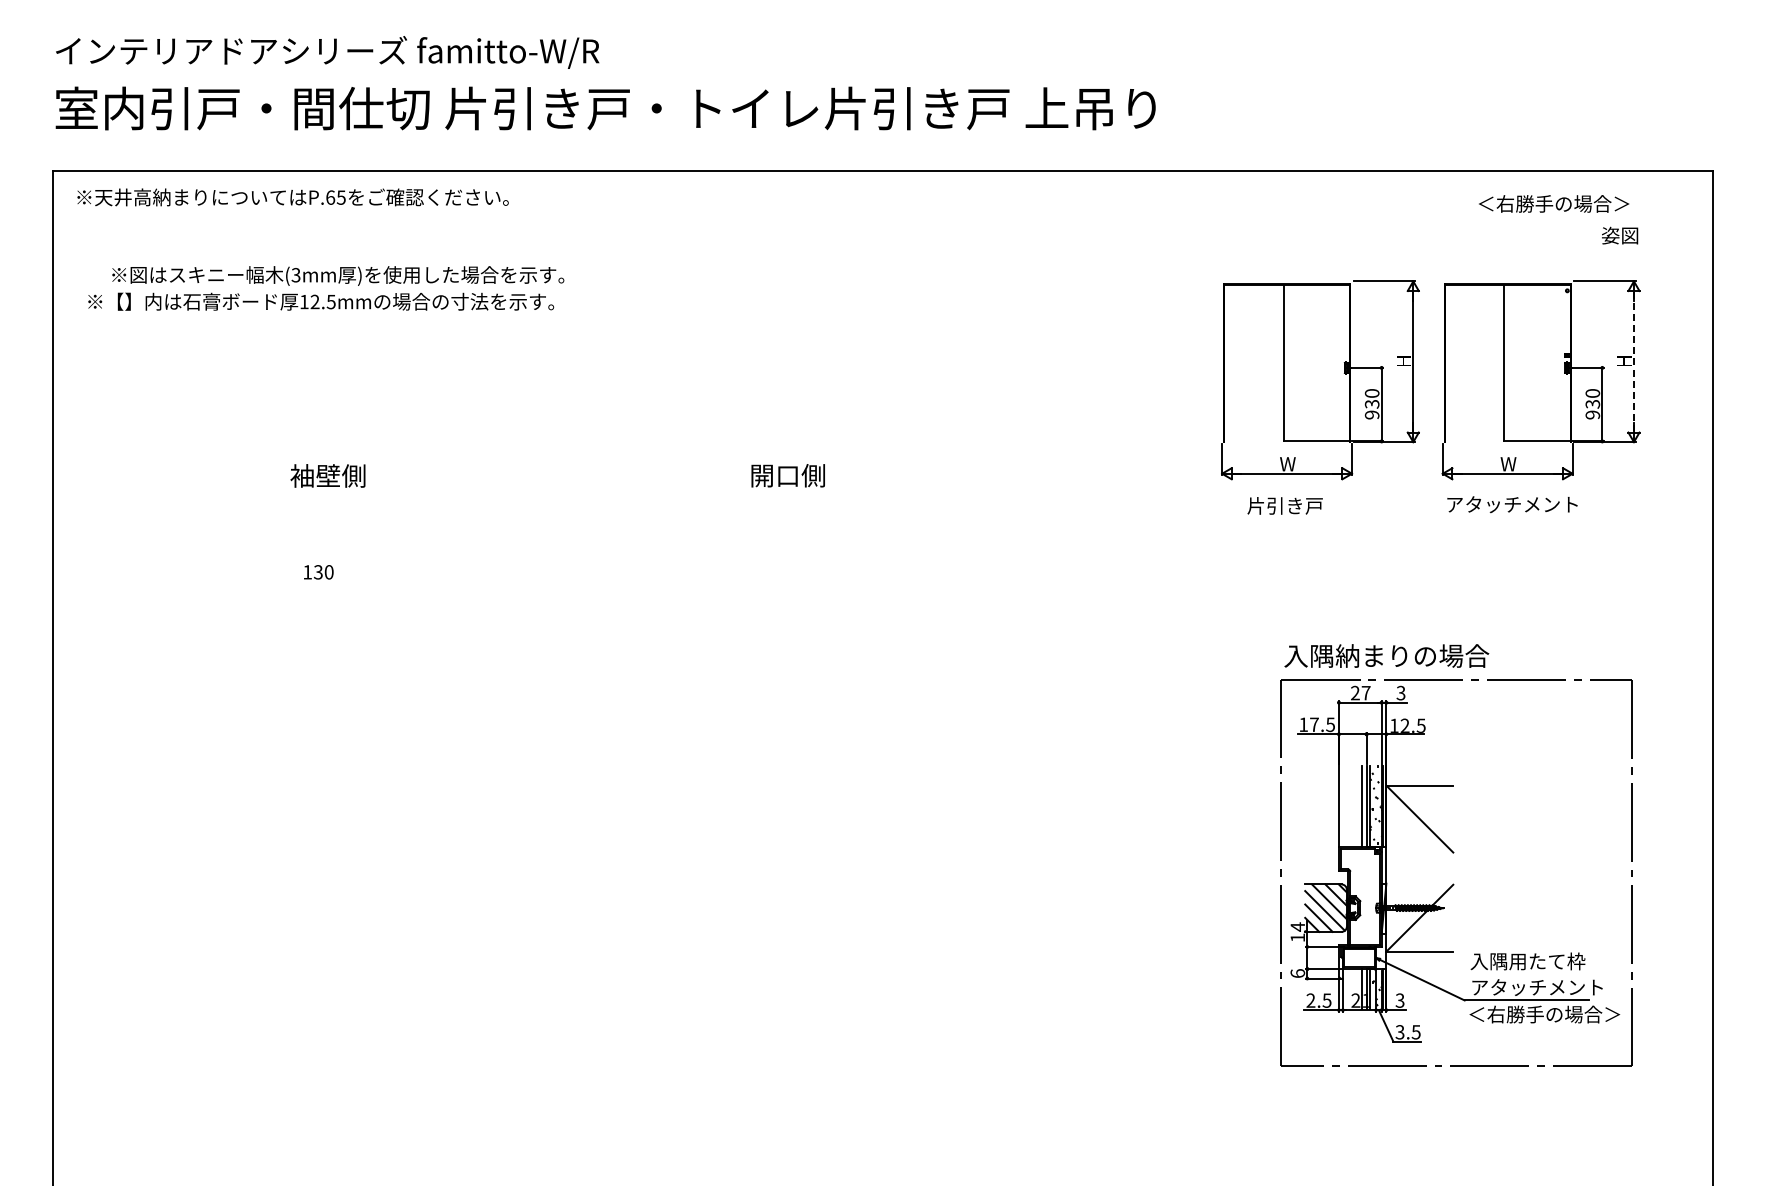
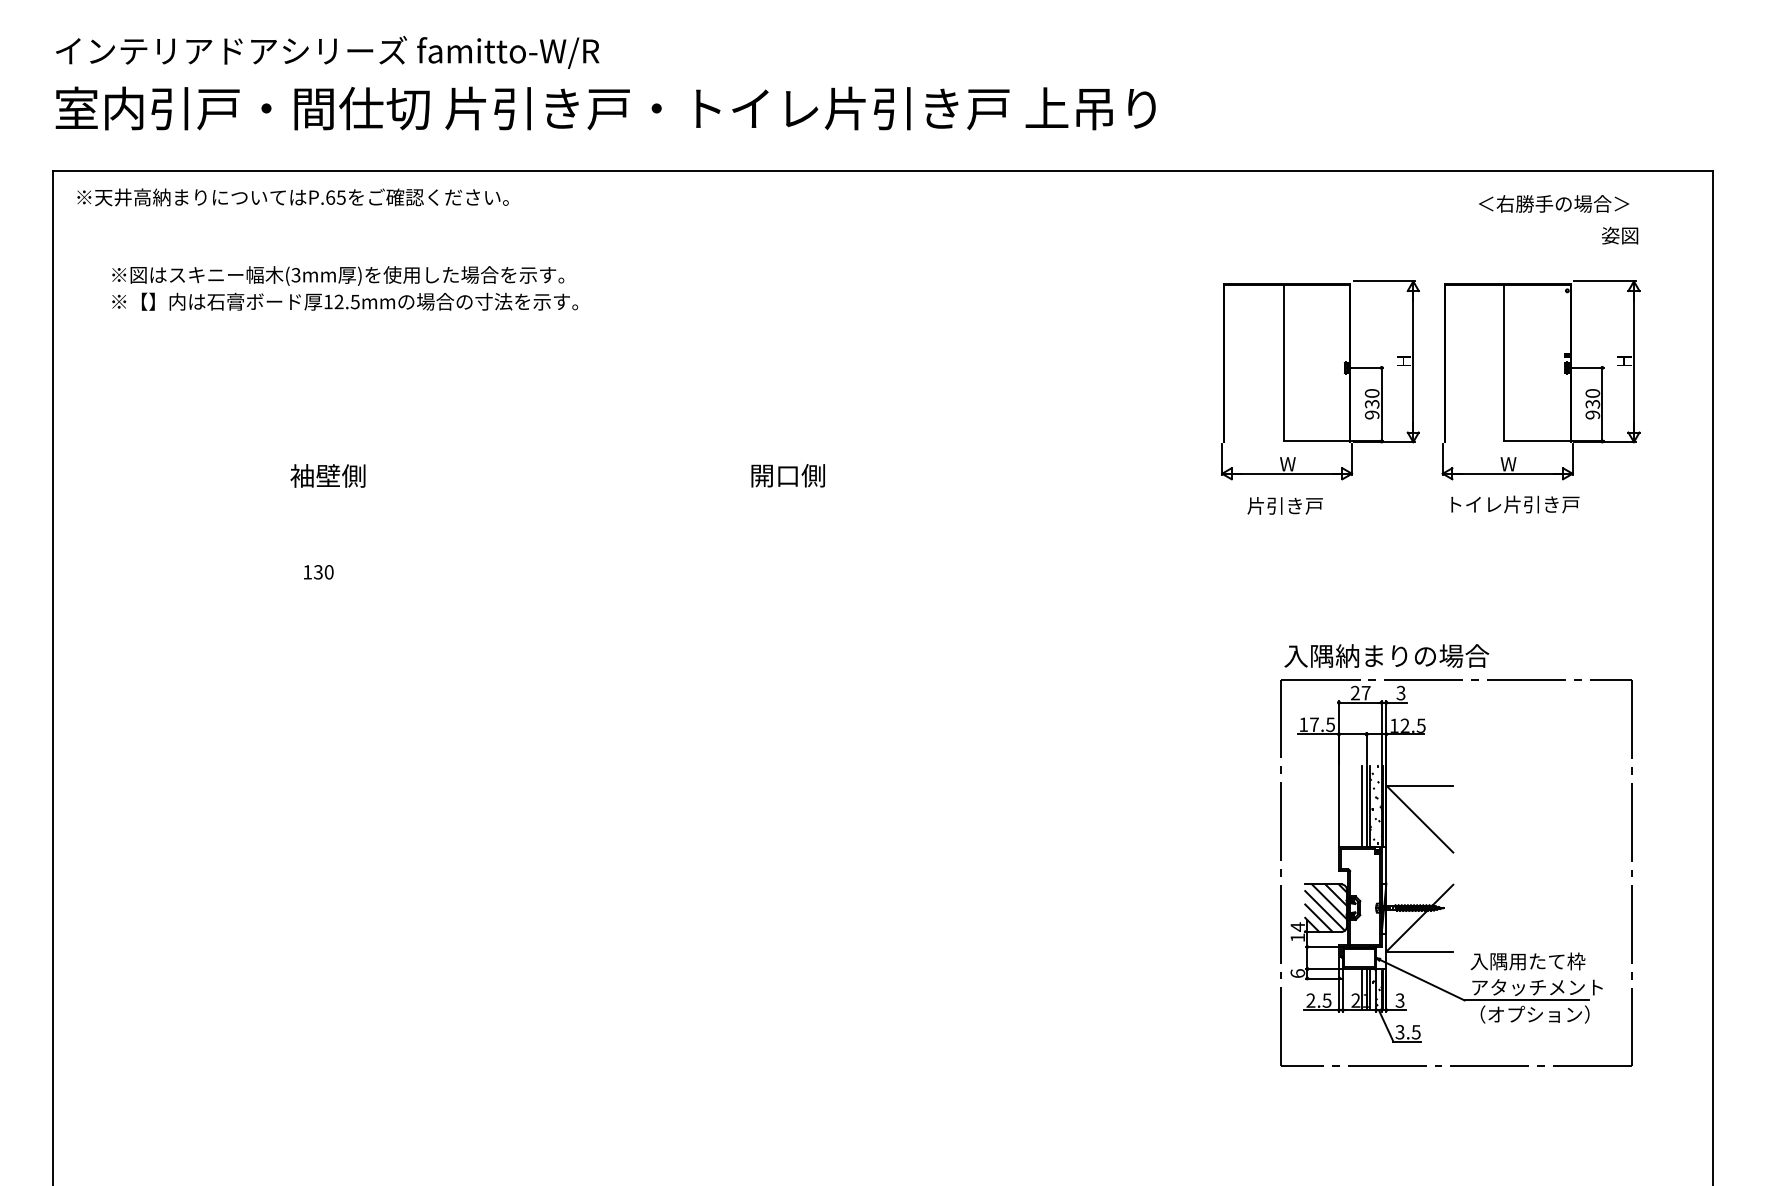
text position: (321, 301) -> (345, 301) (345, 301)
line: dashed -> solid (1633, 362)
text: アタッチメント -> トイレ片引き戸 (1513, 504)
text: ＜右勝手の場合＞ -> （オプション） (1544, 1014)
